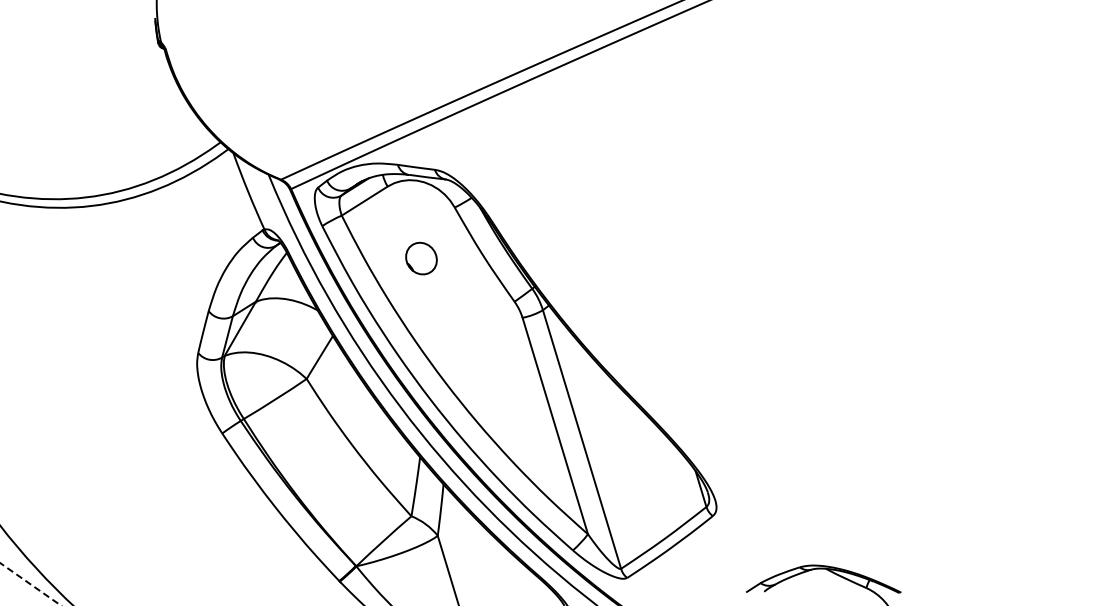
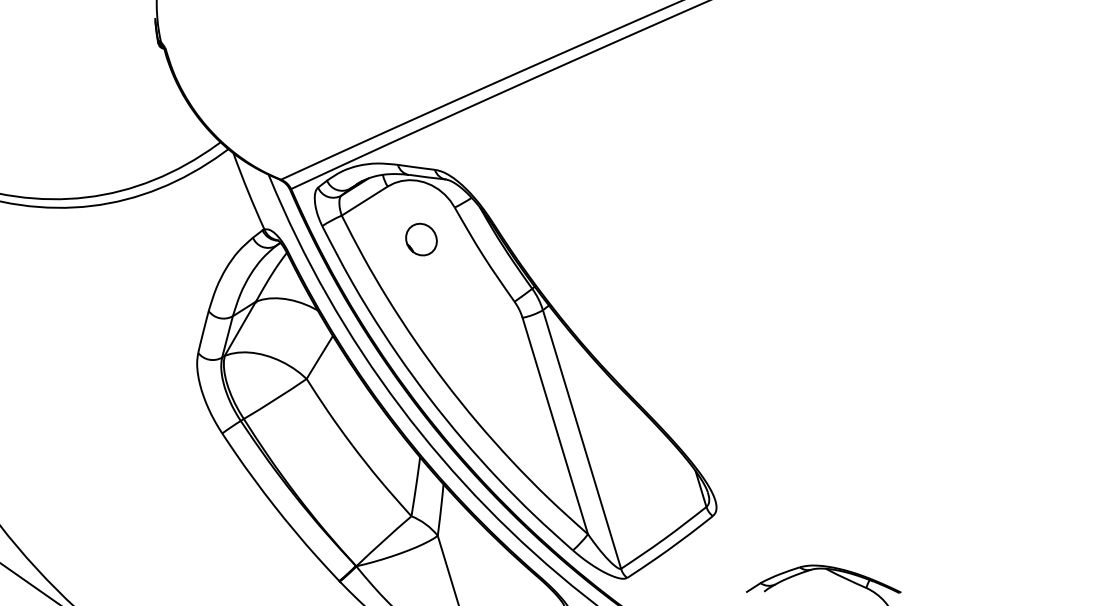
part position: (421, 258) -> (421, 239) (421, 239)
line: dashed -> solid (31, 584)
